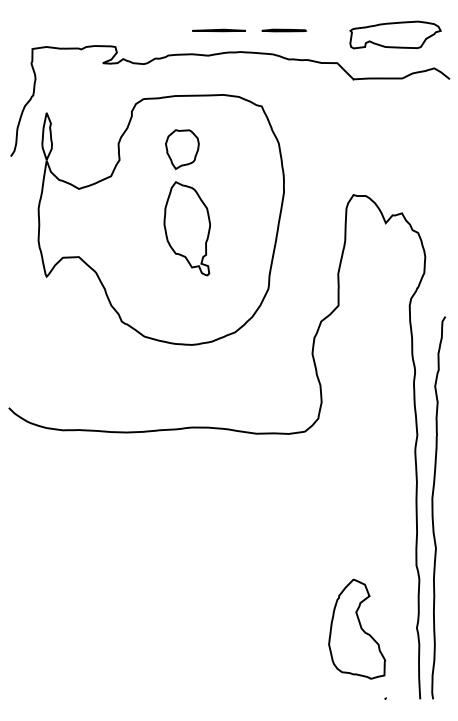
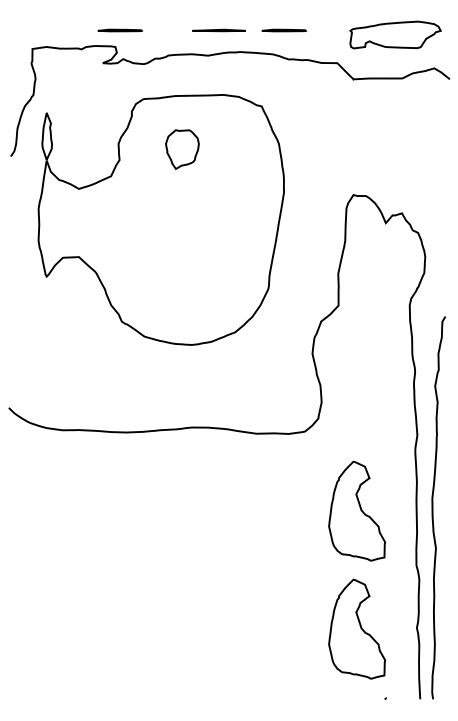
line: none -> present (120, 30)
part: present -> none (186, 228)
part: none -> present (357, 510)
